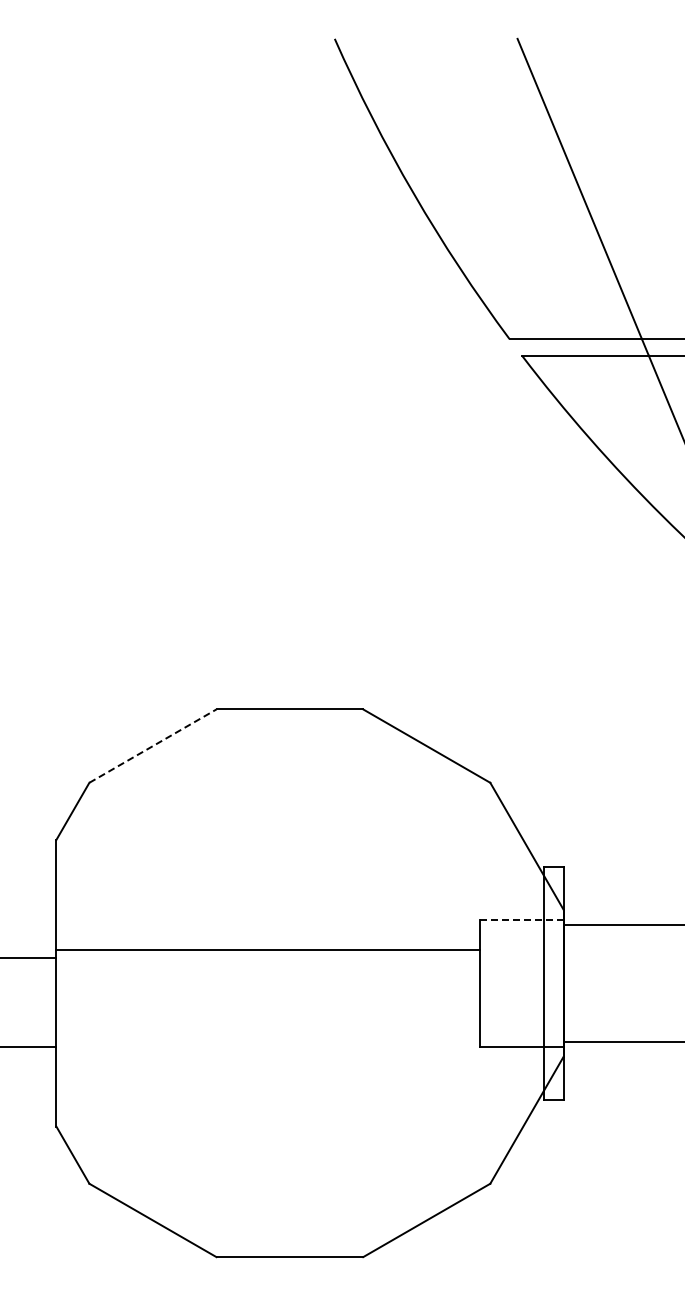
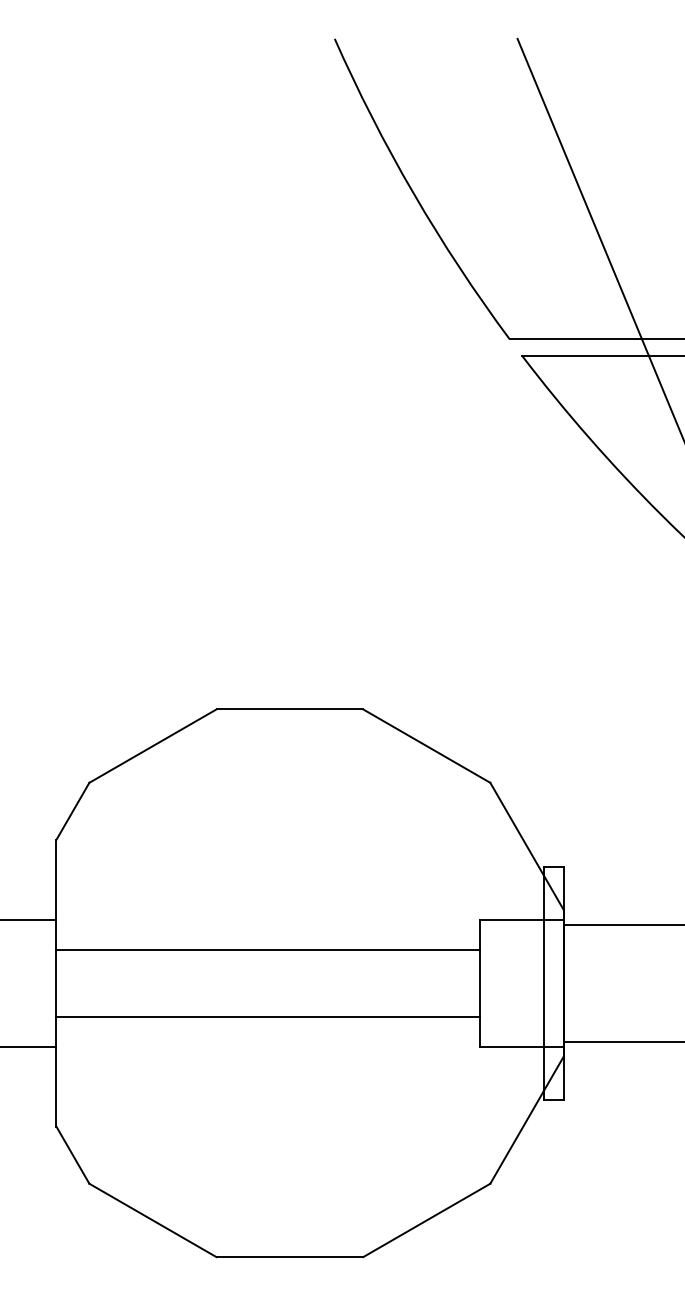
line: dashed -> solid (153, 745)
line: dashed -> solid (522, 919)
line position: (29, 957) -> (29, 919) (29, 919)
line: none -> present (268, 1016)
